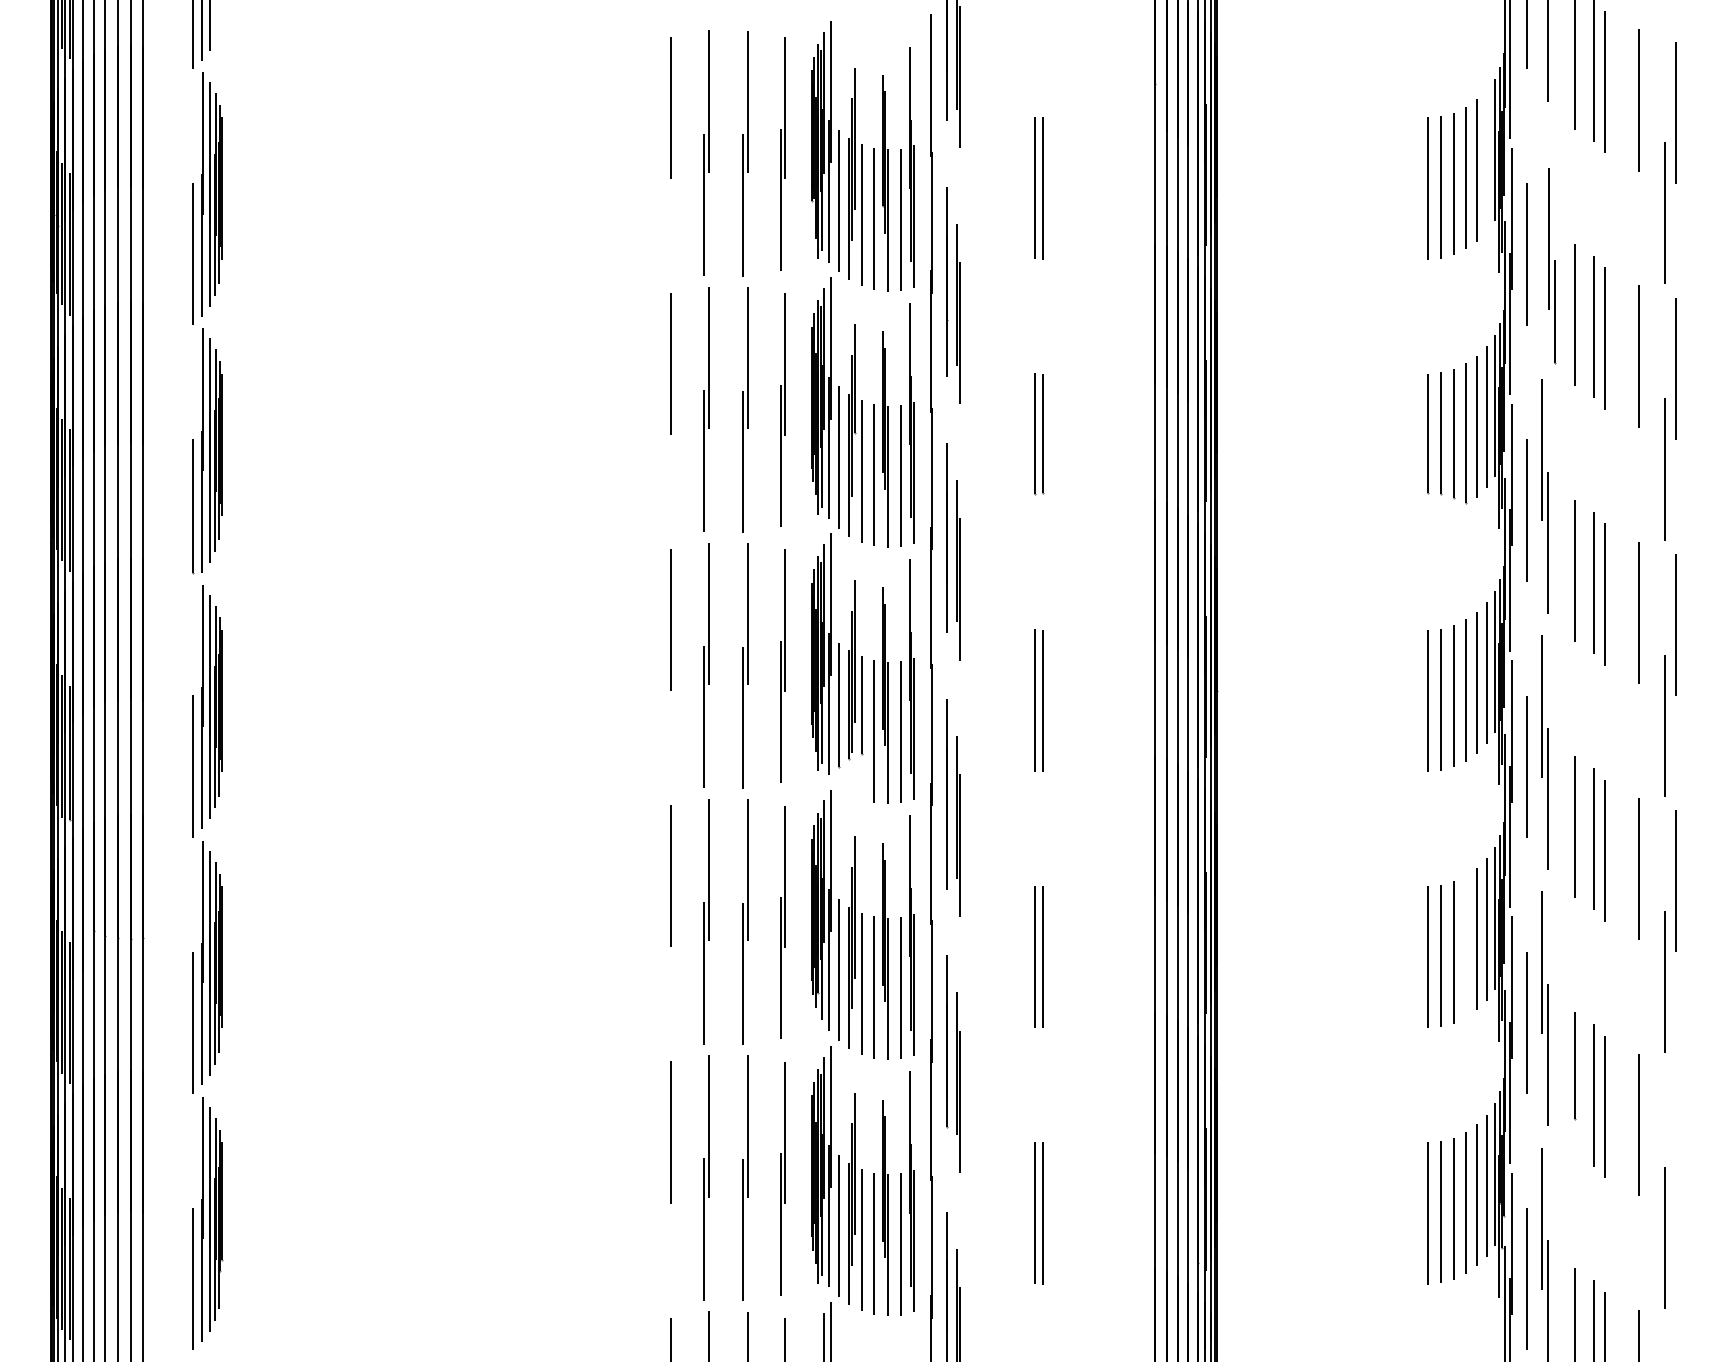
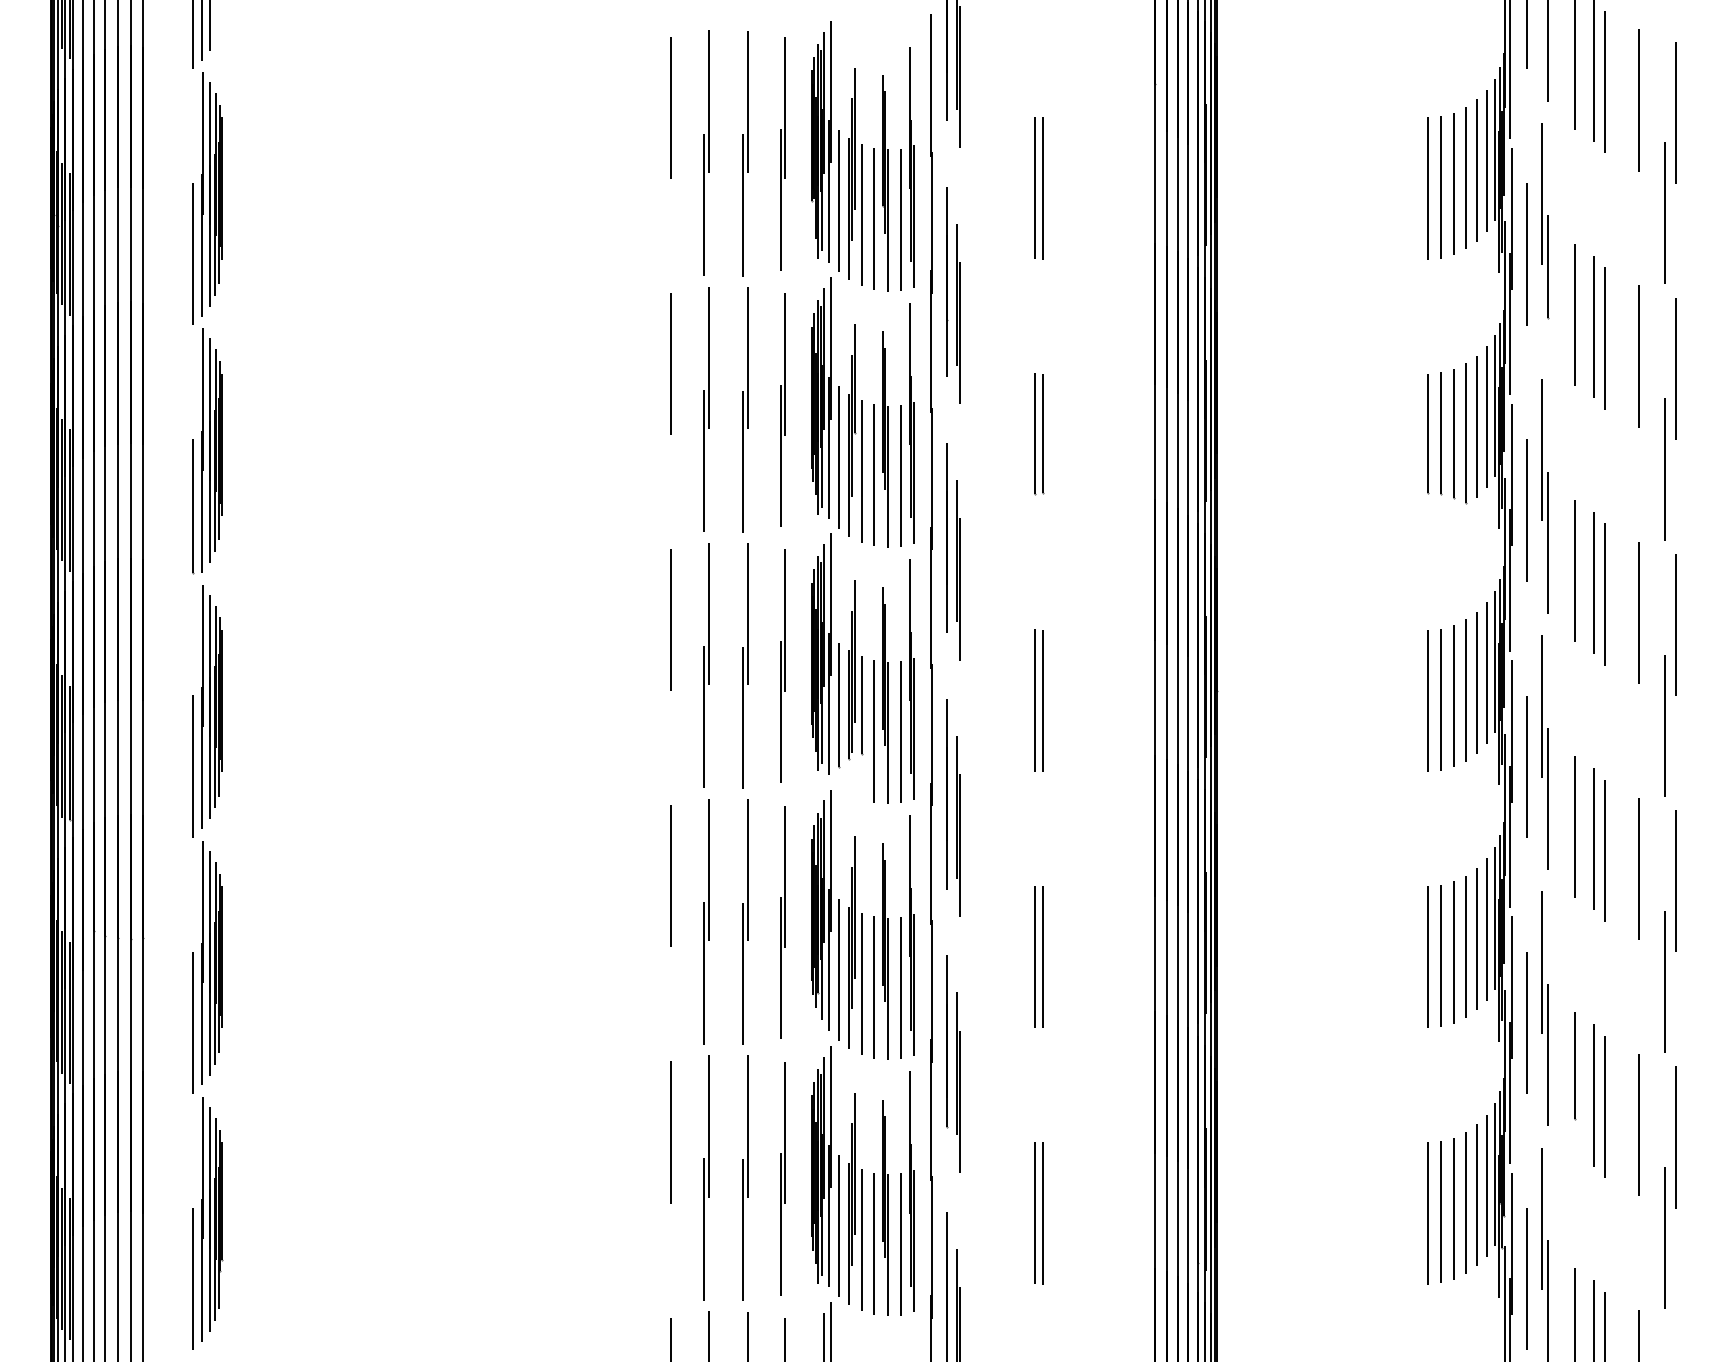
line: none -> present (1486, 160)
part position: (1552, 266) -> (1545, 221) (1545, 221)
line: none -> present (1466, 946)
line: none -> present (1675, 1137)
